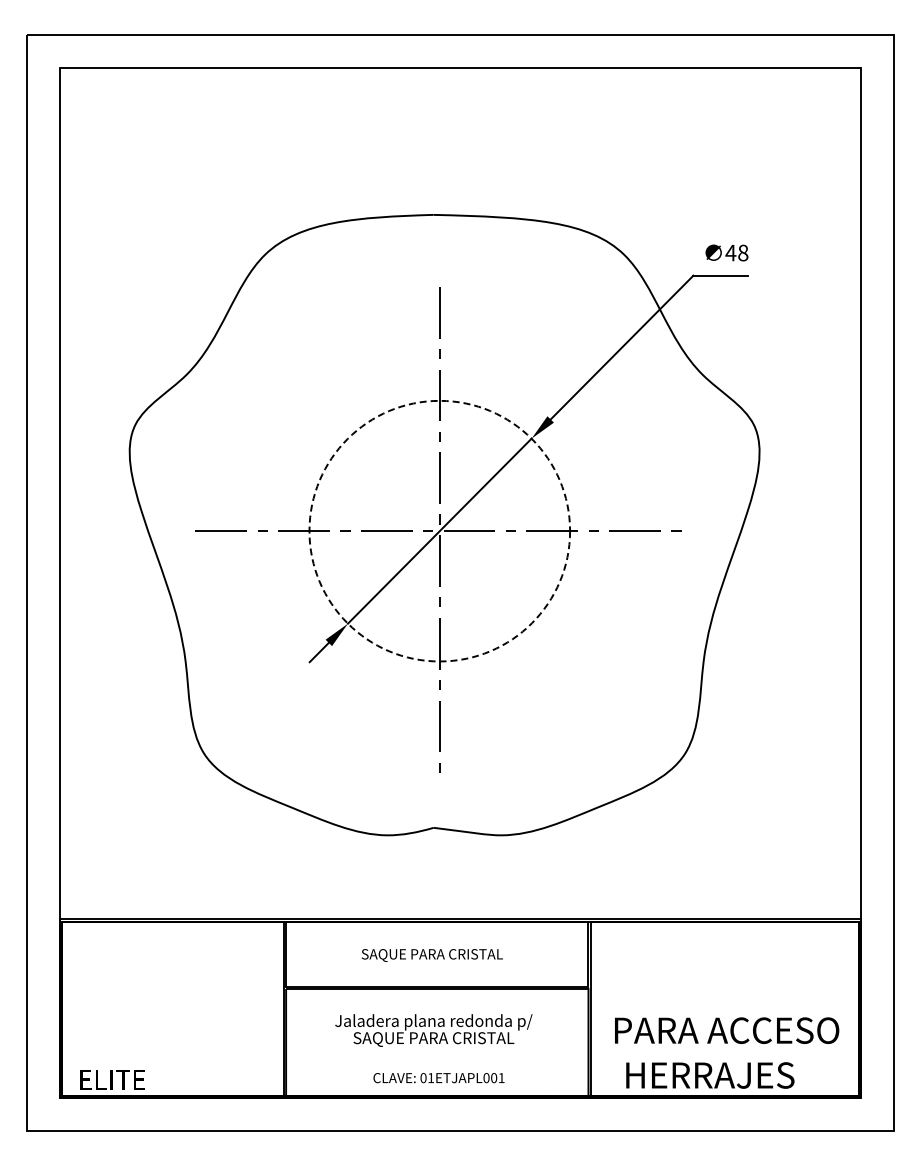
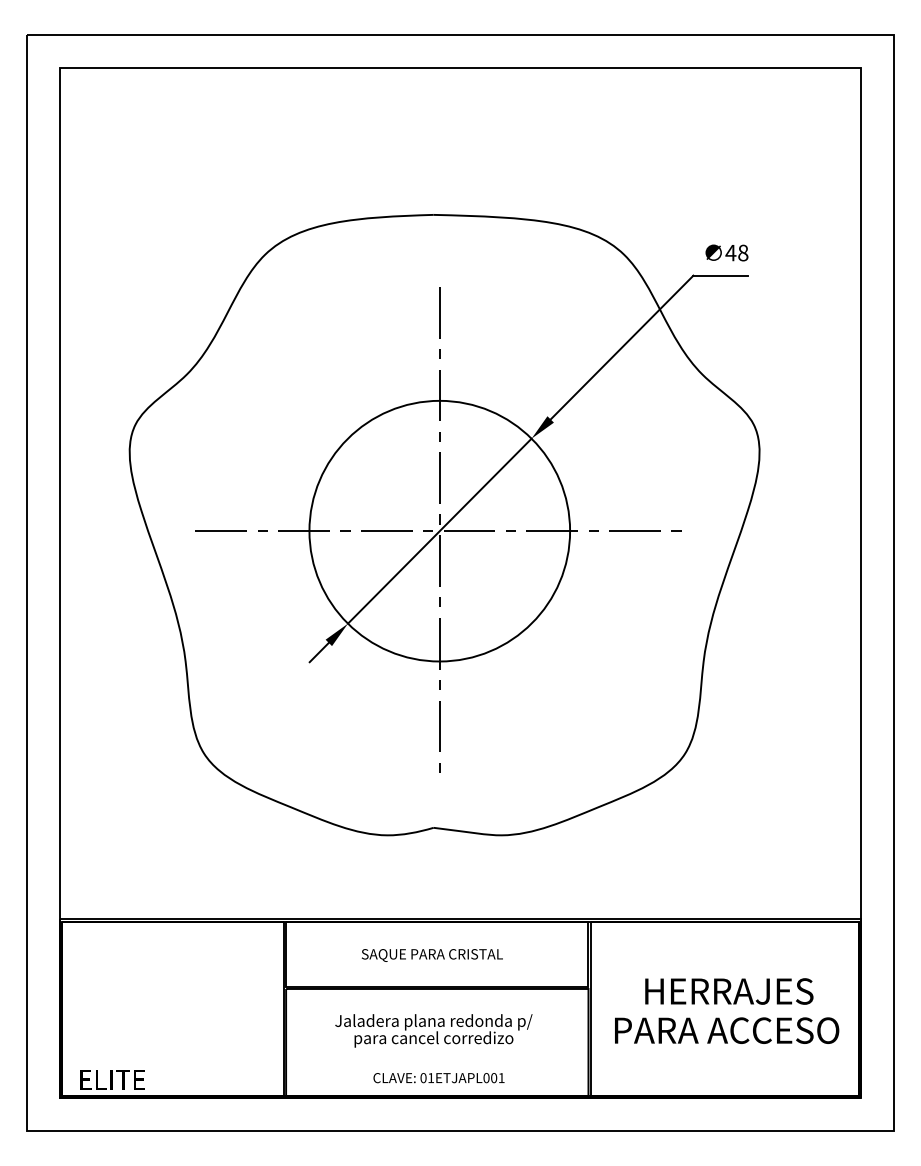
circle: dashed -> solid (439, 530)
text: SAQUE PARA CRISTAL -> para cancel corredizo (433, 1039)
text position: (710, 1075) -> (729, 991) (729, 991)
